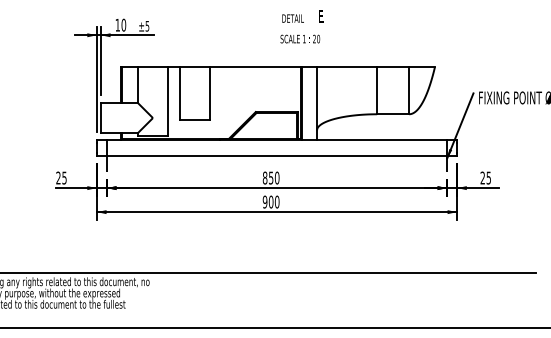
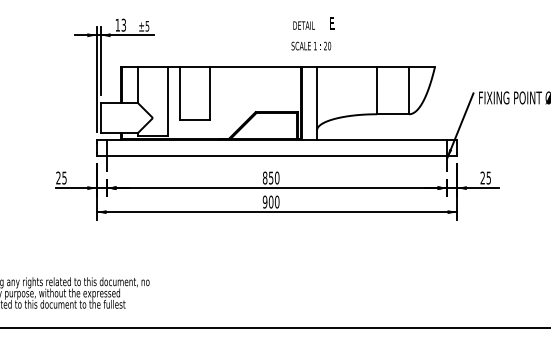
text: 10 -> 13 (123, 24)
text position: (301, 26) -> (312, 33) (312, 33)
line: present -> none (268, 272)
